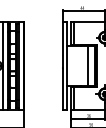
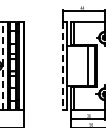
line: solid -> dashed (2, 66)
line: solid -> dashed (62, 66)
